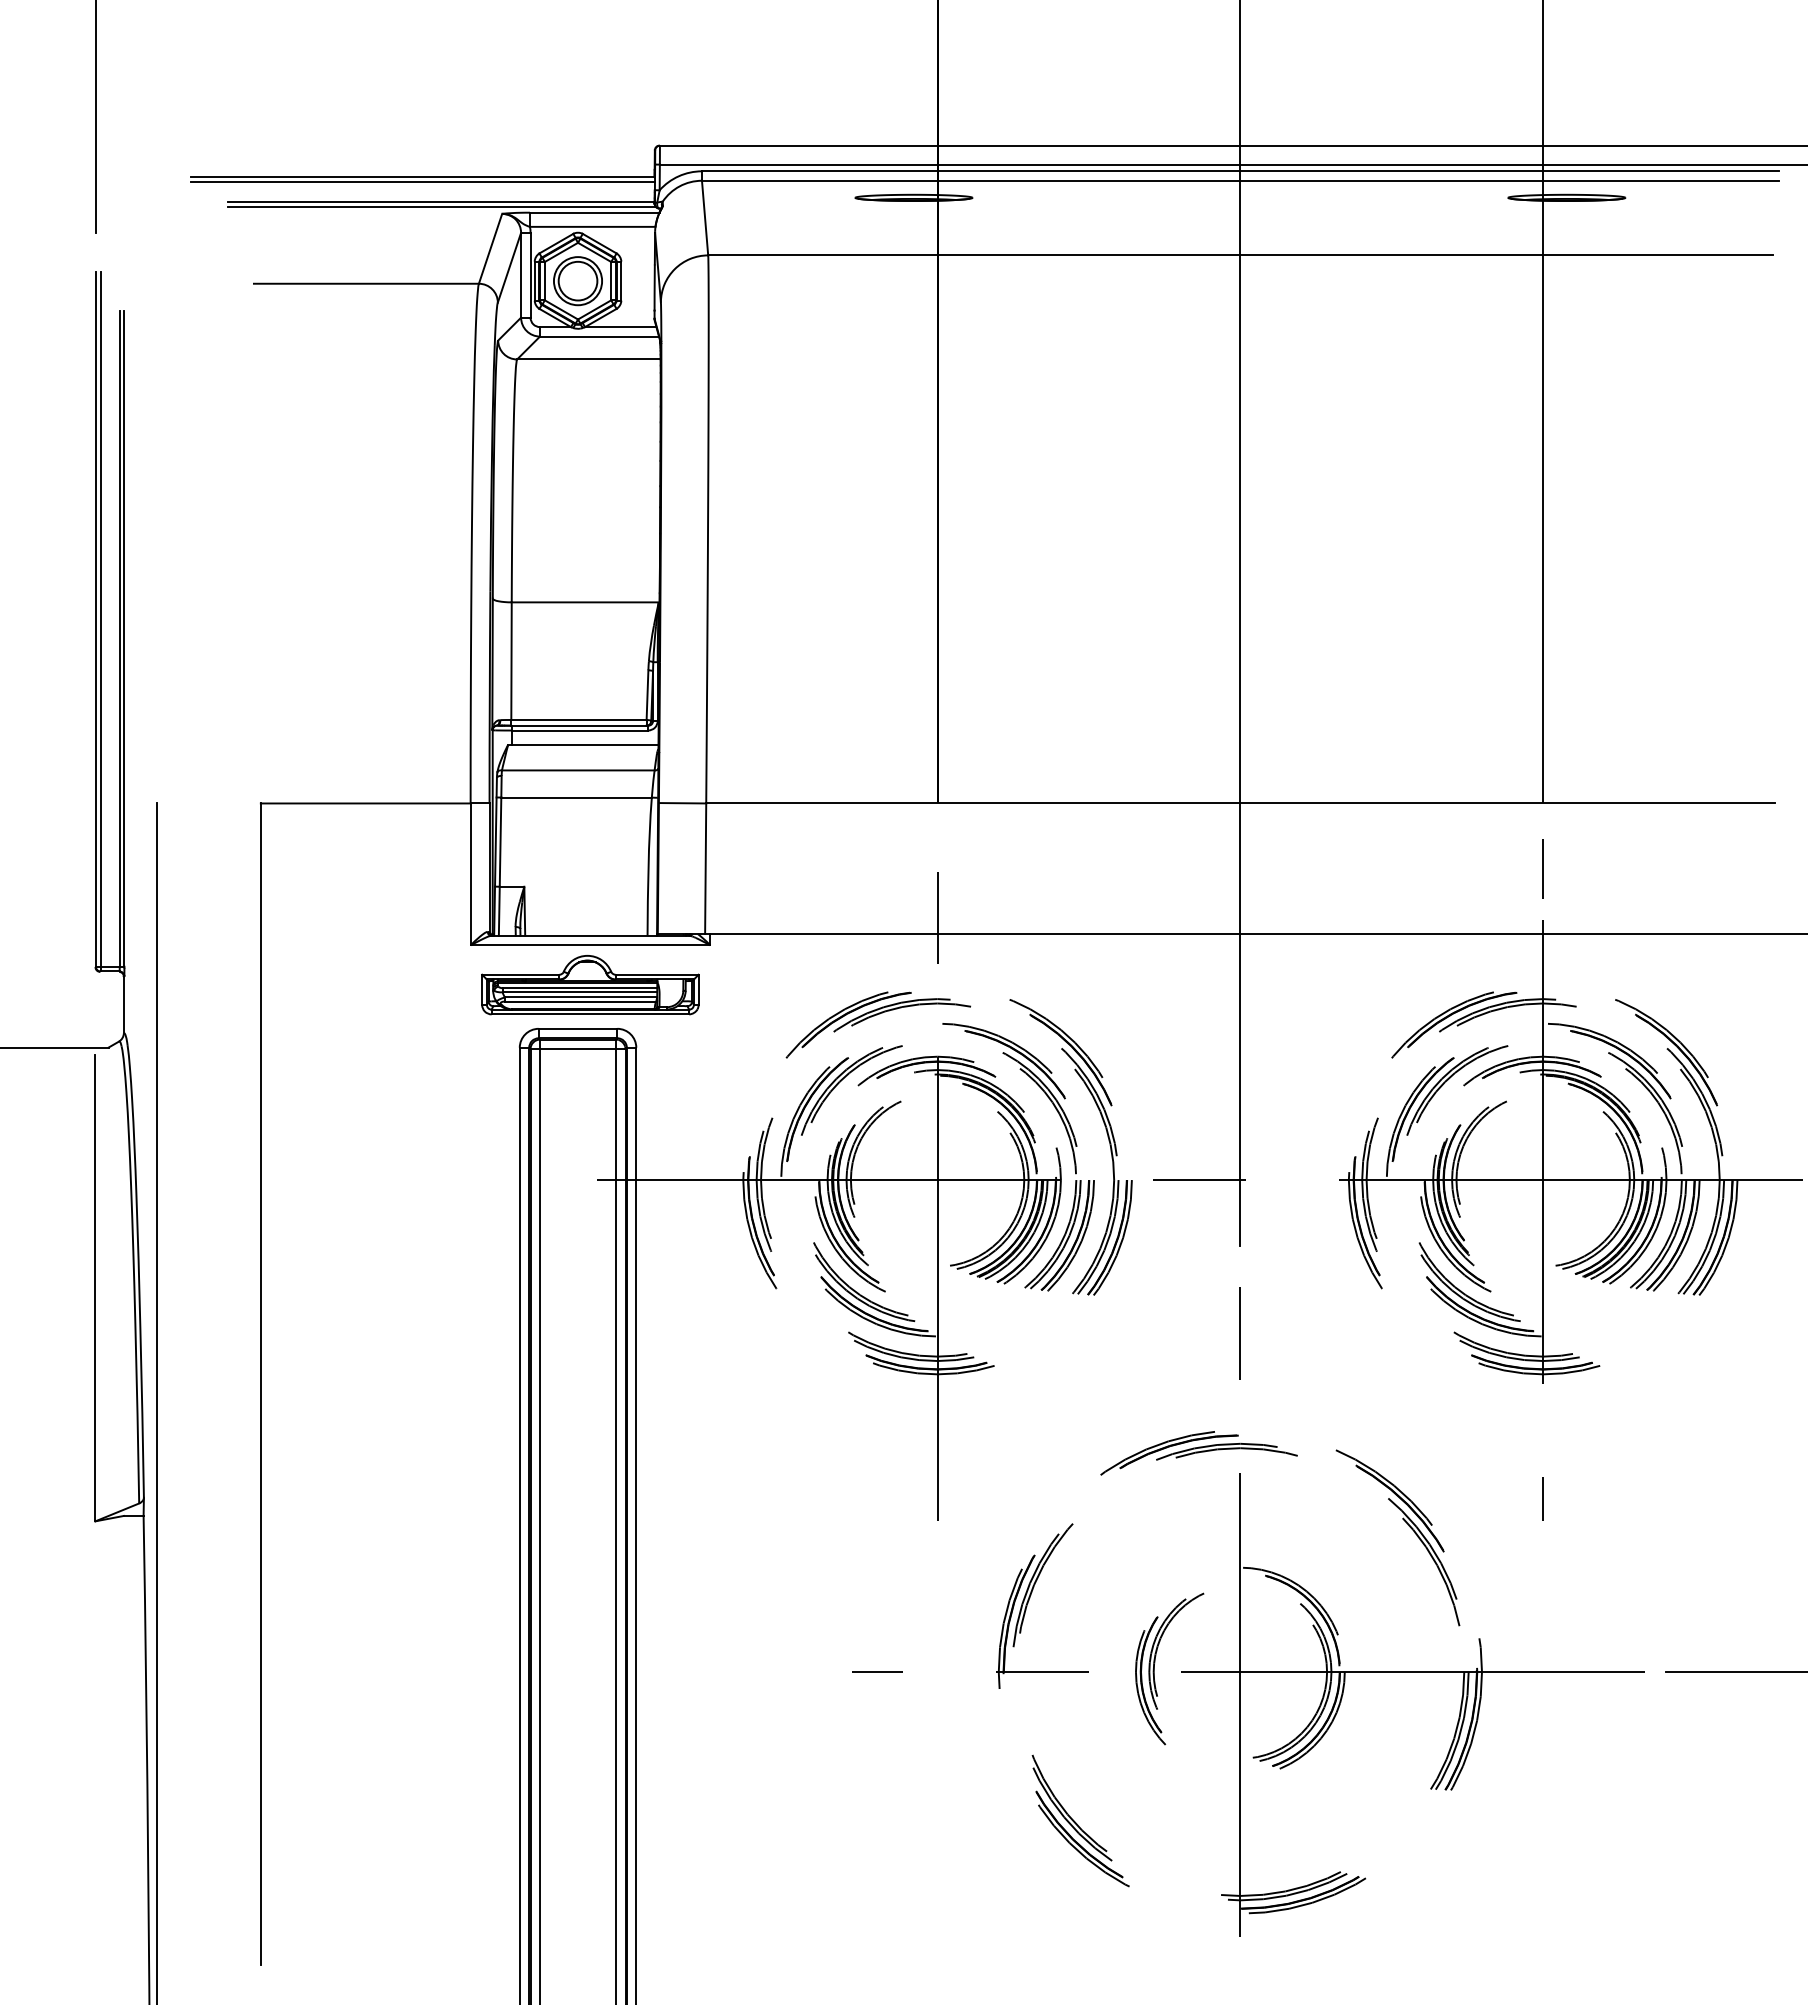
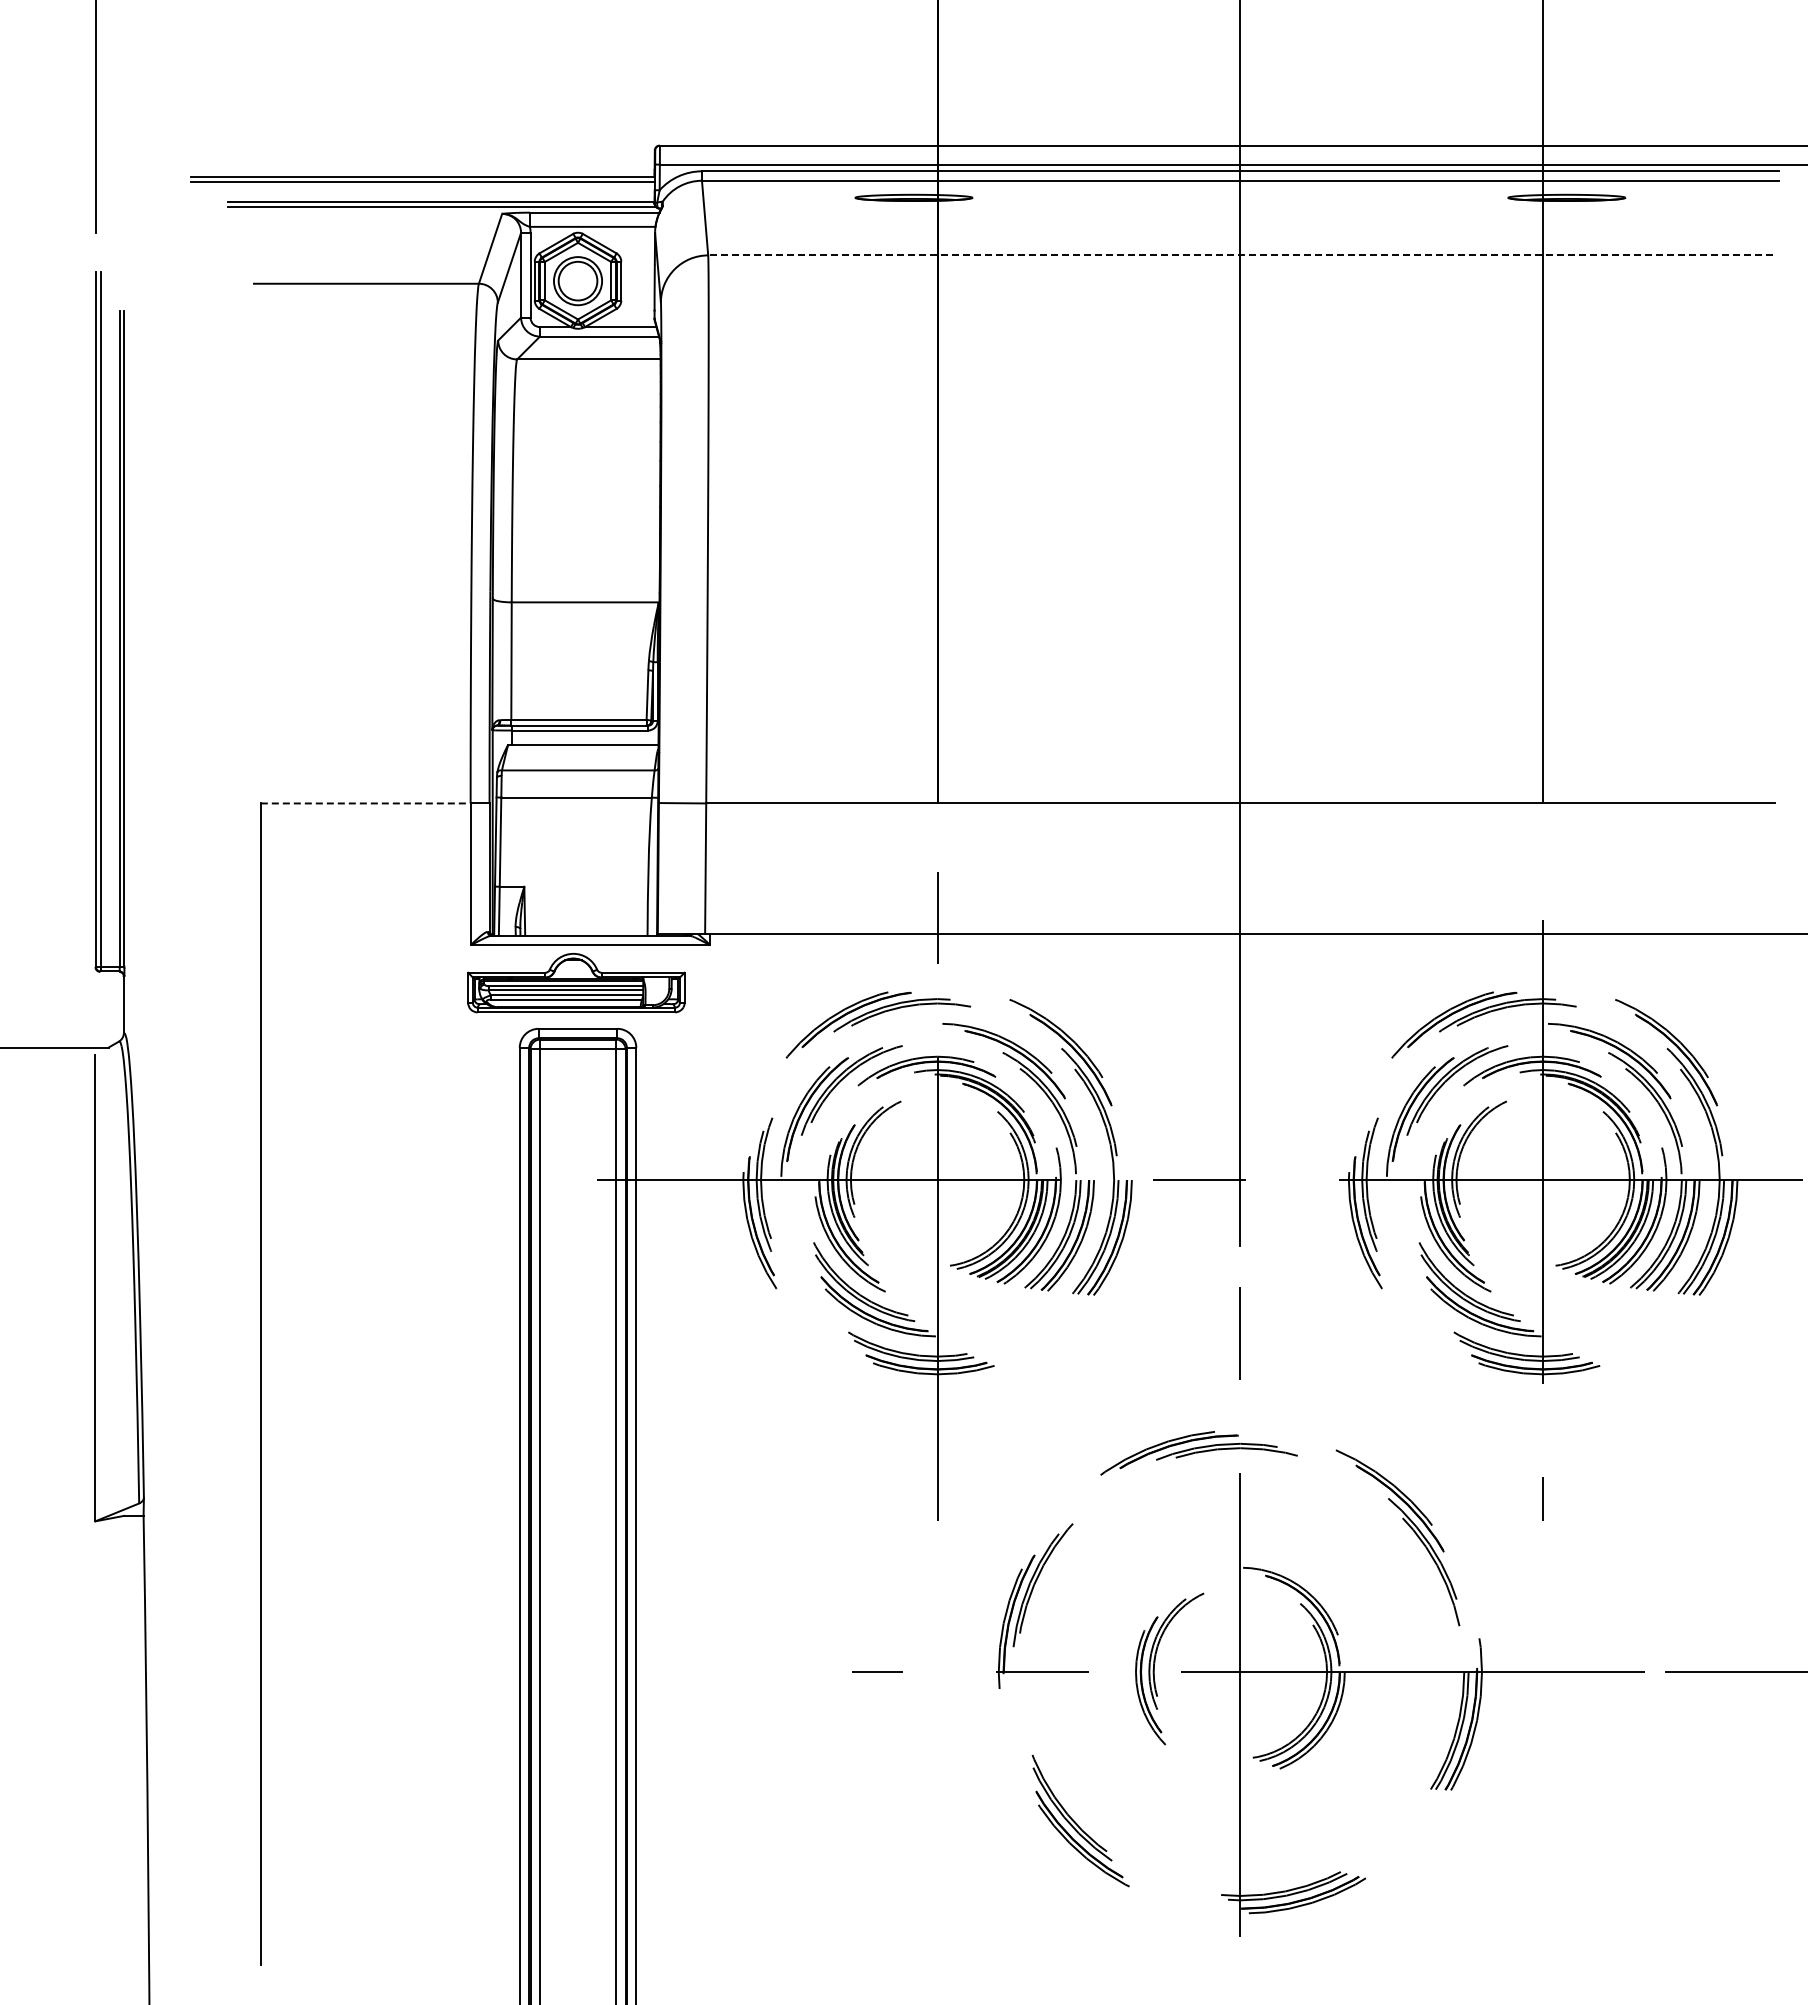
line: solid -> dashed (1239, 255)
line: solid -> dashed (365, 803)
line: present -> none (1542, 868)
part position: (590, 985) -> (576, 983) (576, 983)
line: present -> none (156, 1402)
